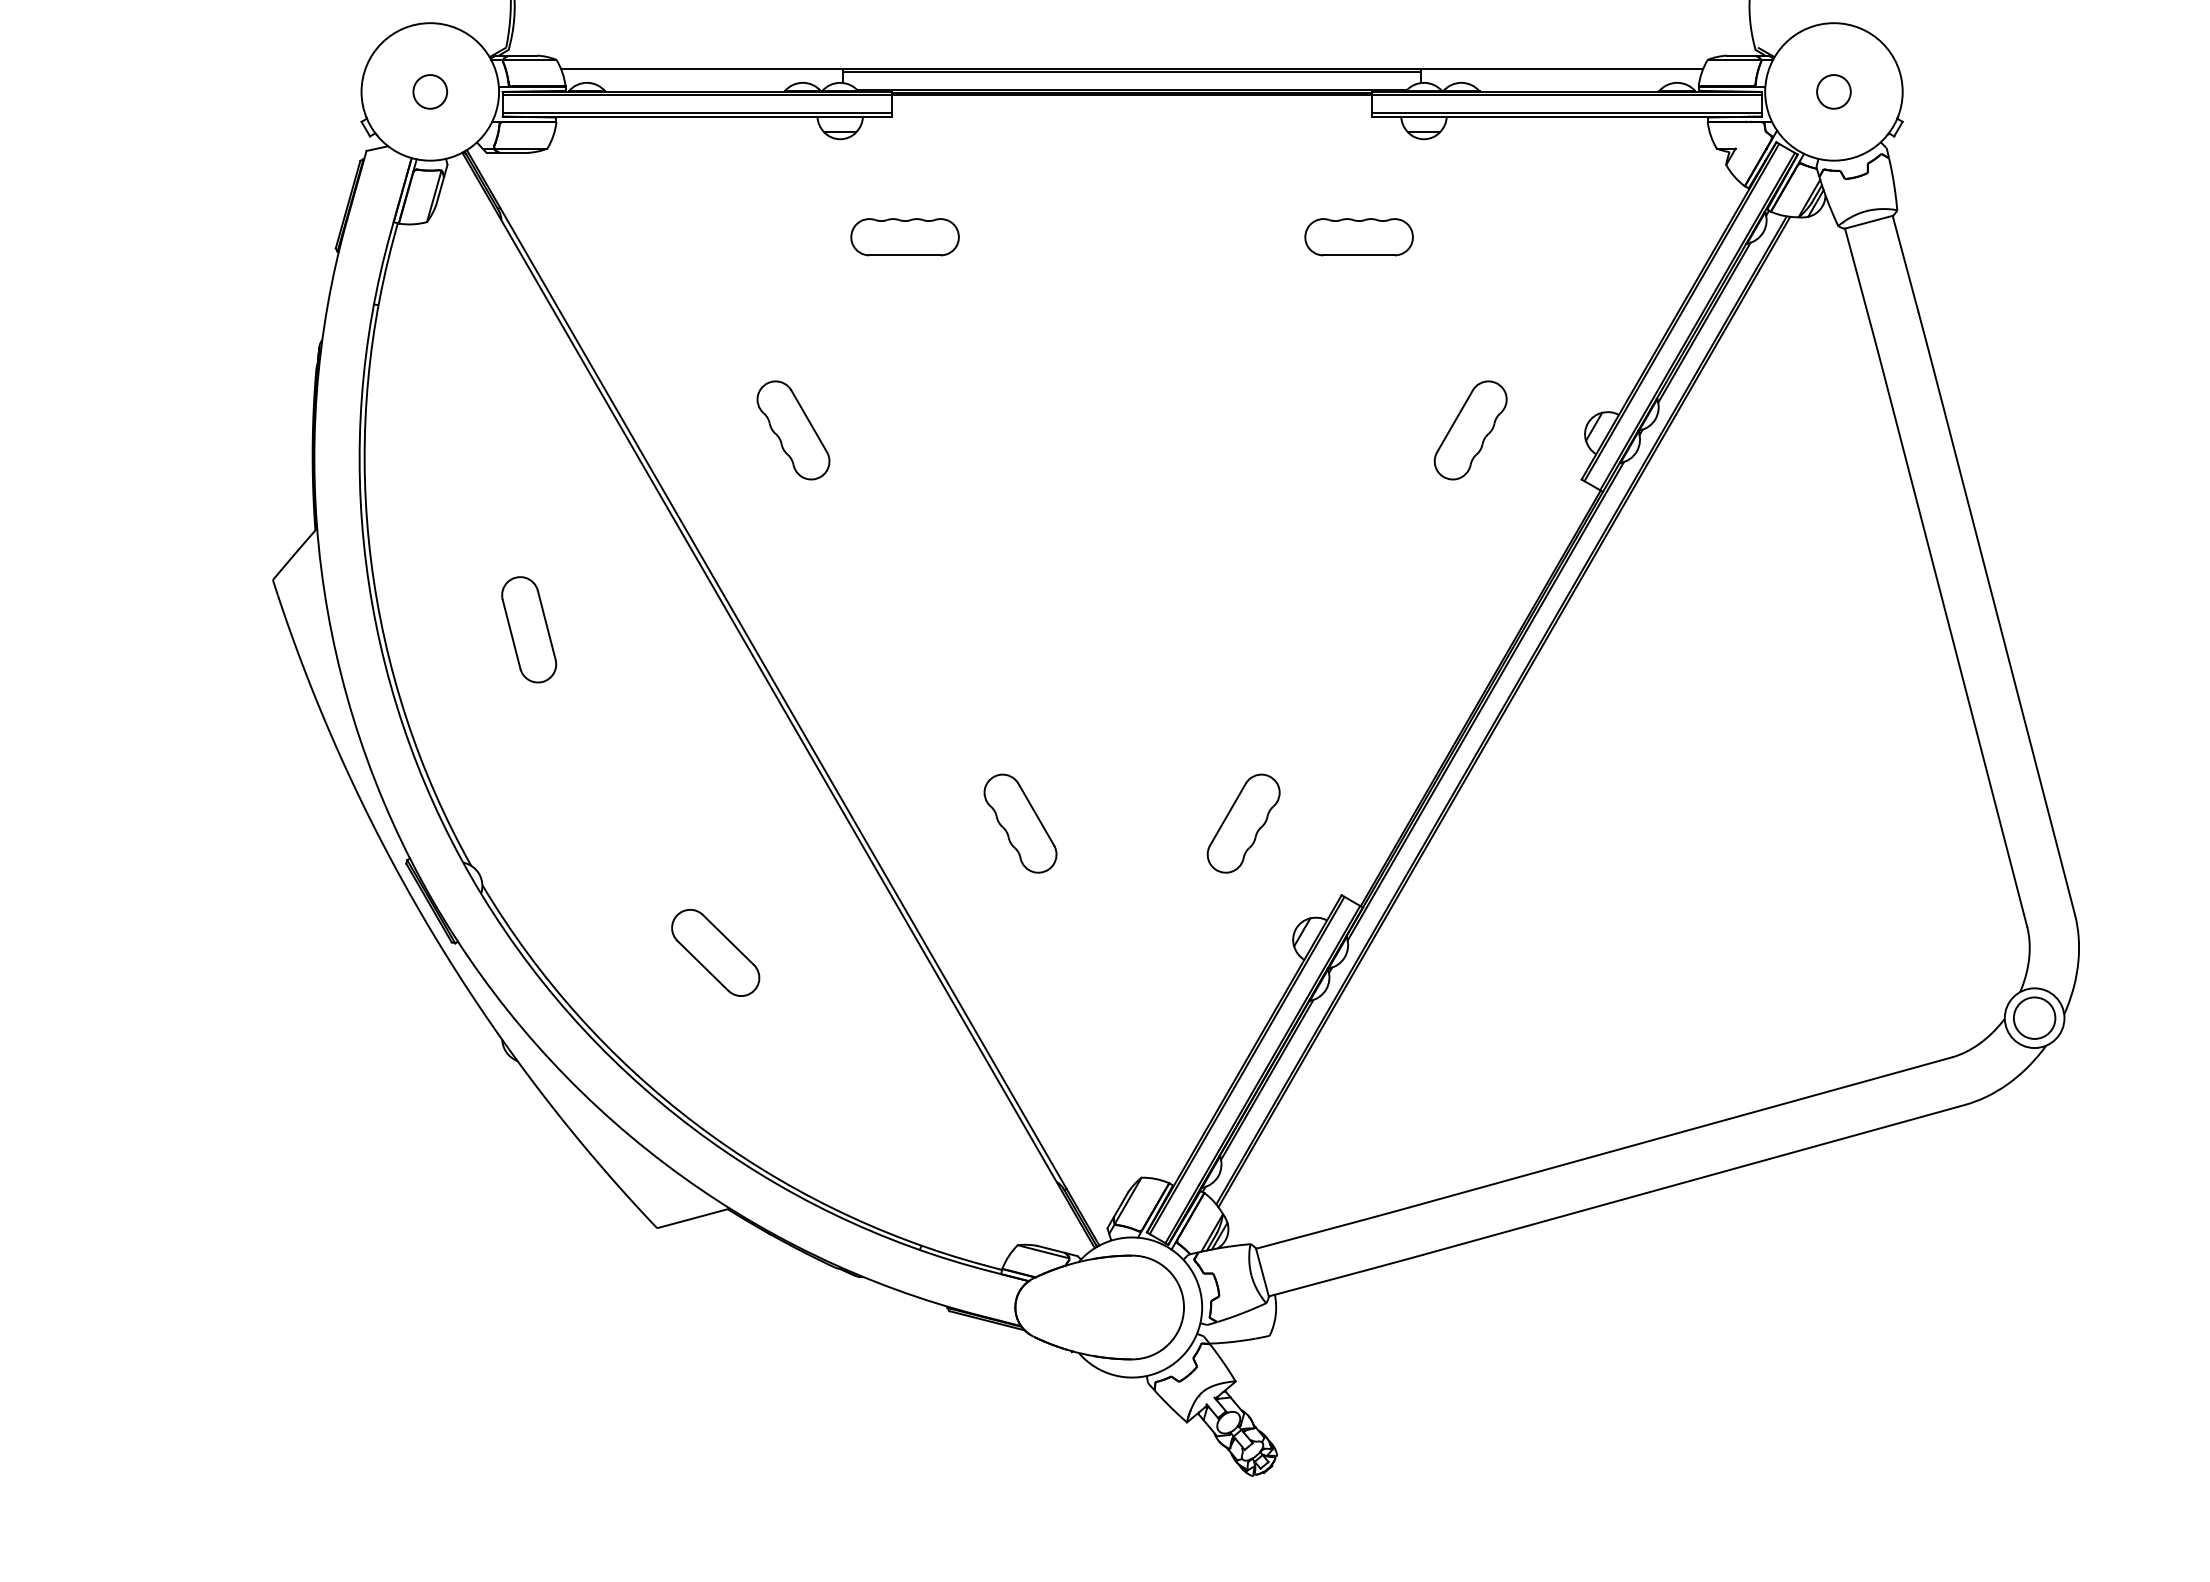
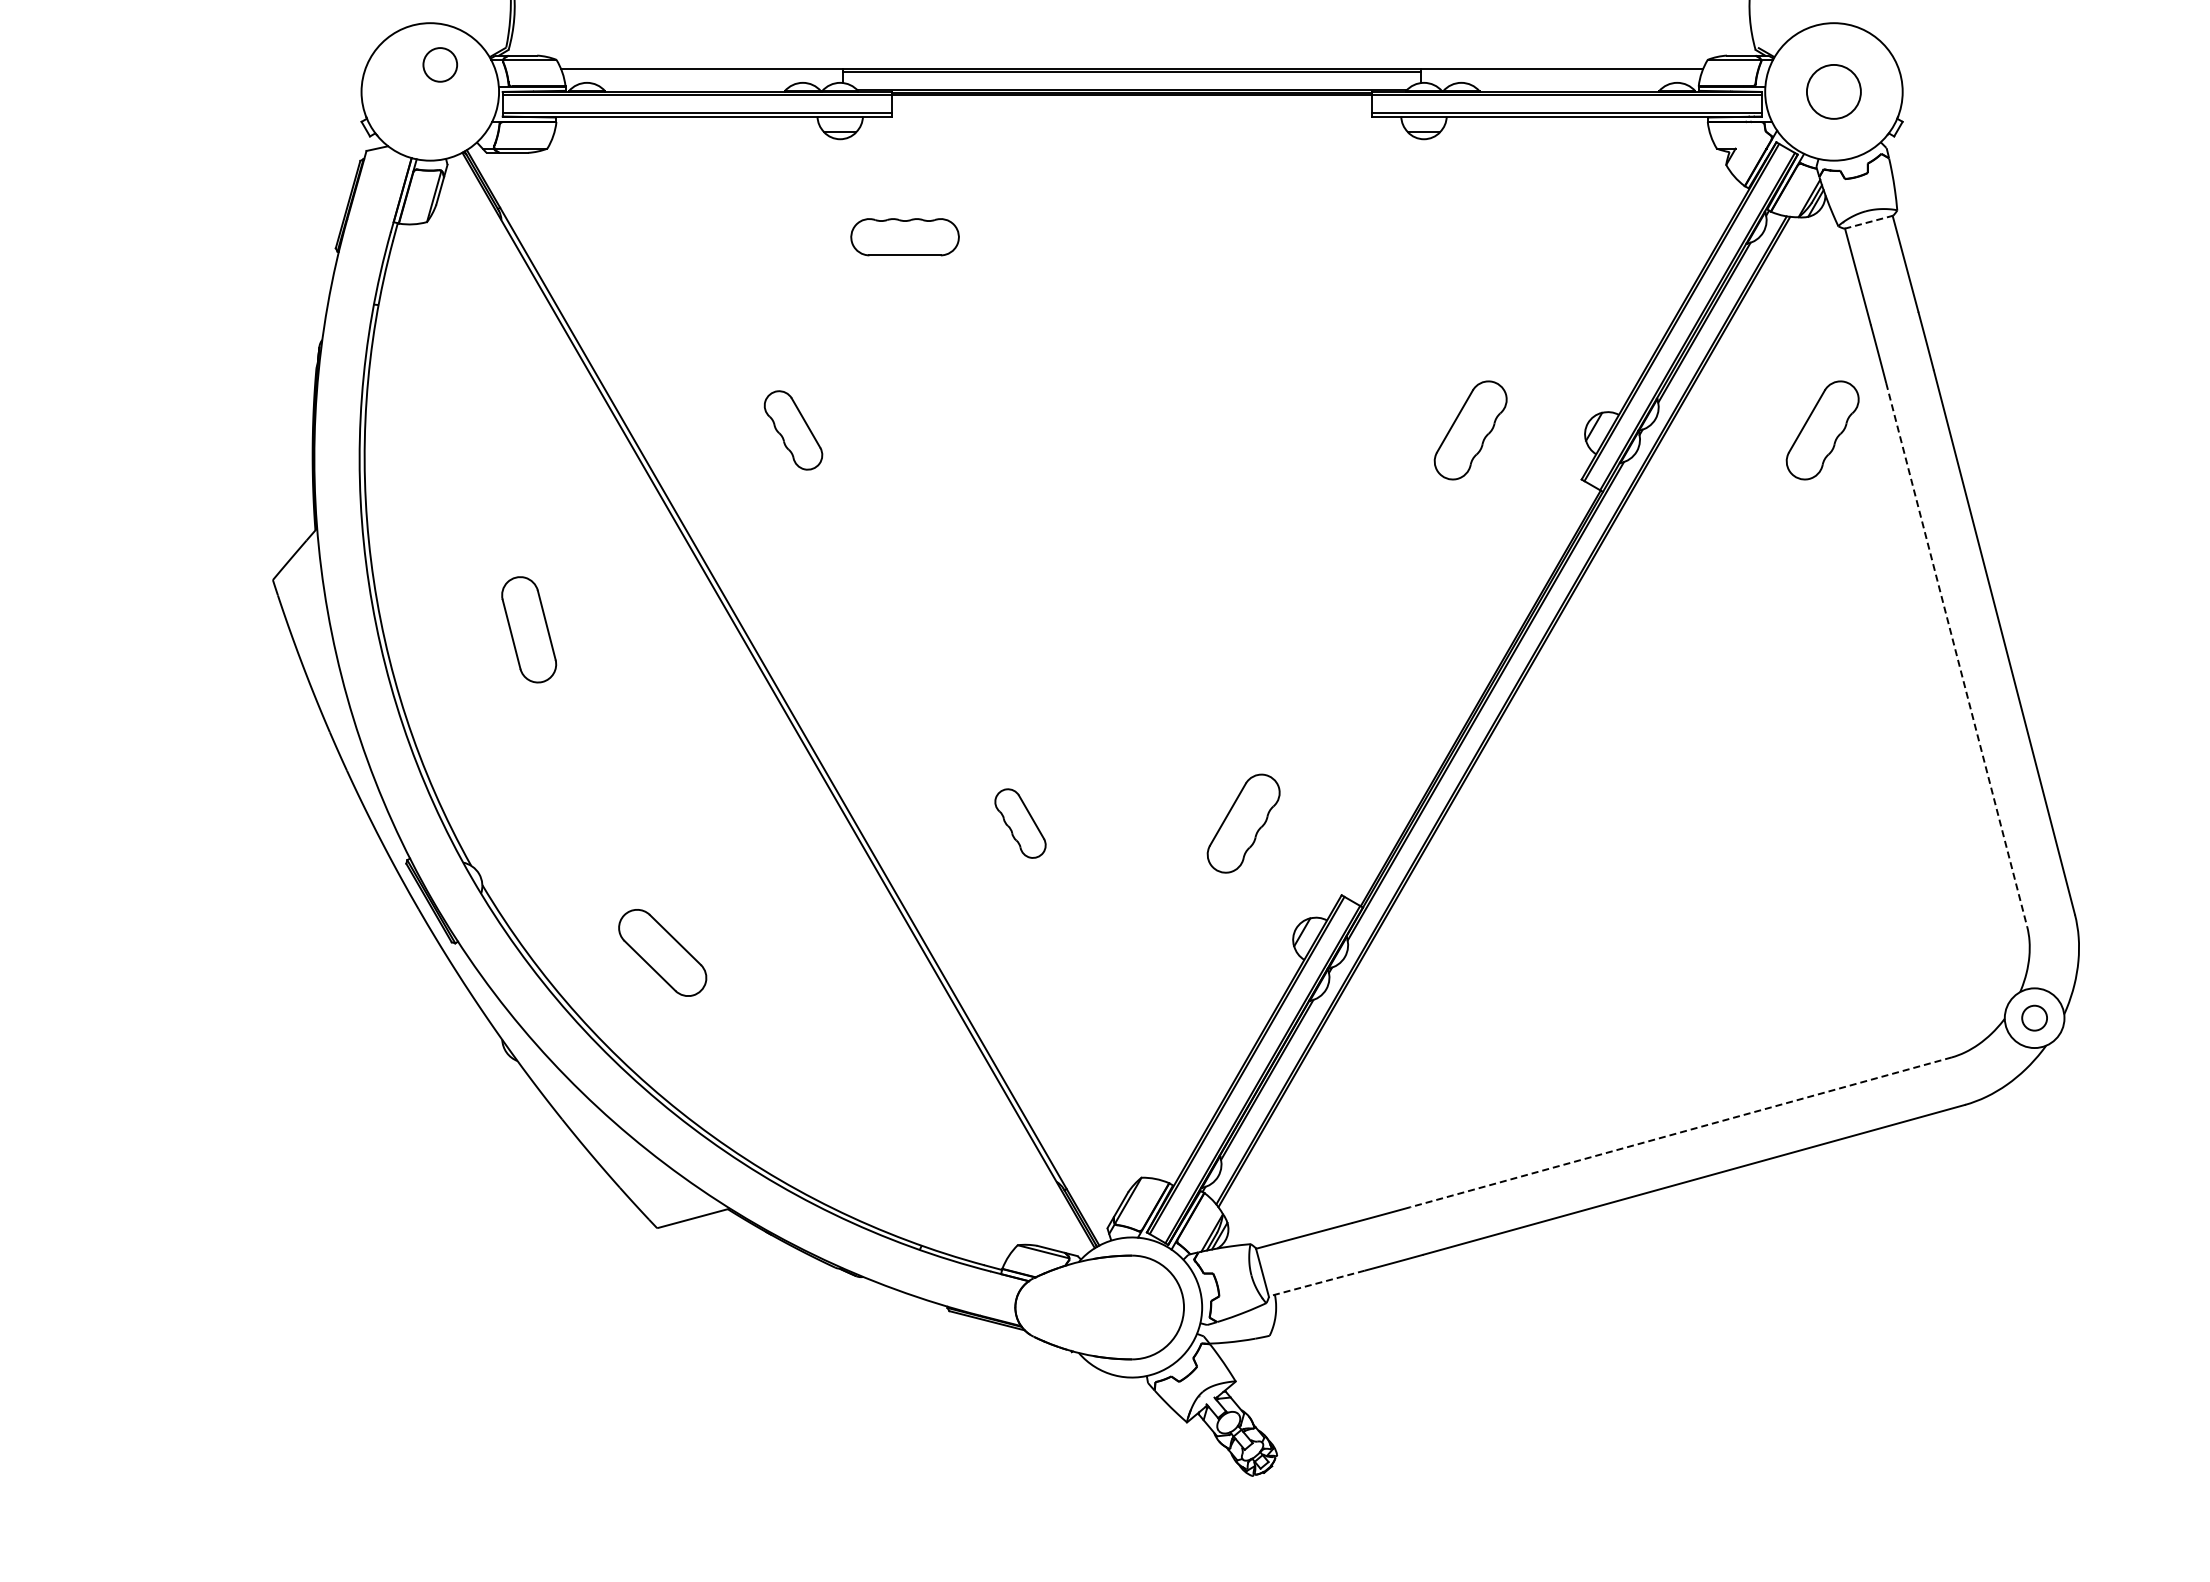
circle position: (429, 91) -> (439, 64) (439, 64)
circle diameter: 34 px -> 54 px (1833, 91)
line: solid -> dashed (1869, 222)
part: present -> none (1358, 237)
part size: 75x101 px -> 61x81 px (793, 430)
part: none -> present (1822, 430)
line: solid -> dashed (1956, 655)
part size: 75x101 px -> 53x71 px (1020, 823)
part position: (715, 952) -> (662, 952) (662, 952)
circle diameter: 42 px -> 25 px (2034, 1017)
line: solid -> dashed (1681, 1132)
line: solid -> dashed (1316, 1283)
